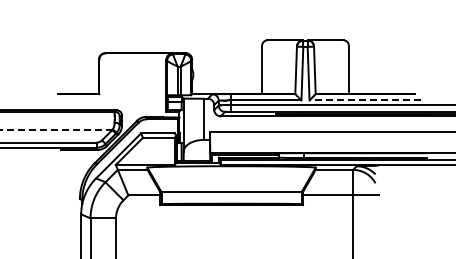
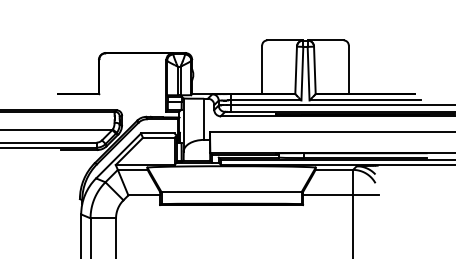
line: dashed -> solid (365, 100)
line: dashed -> solid (56, 129)
